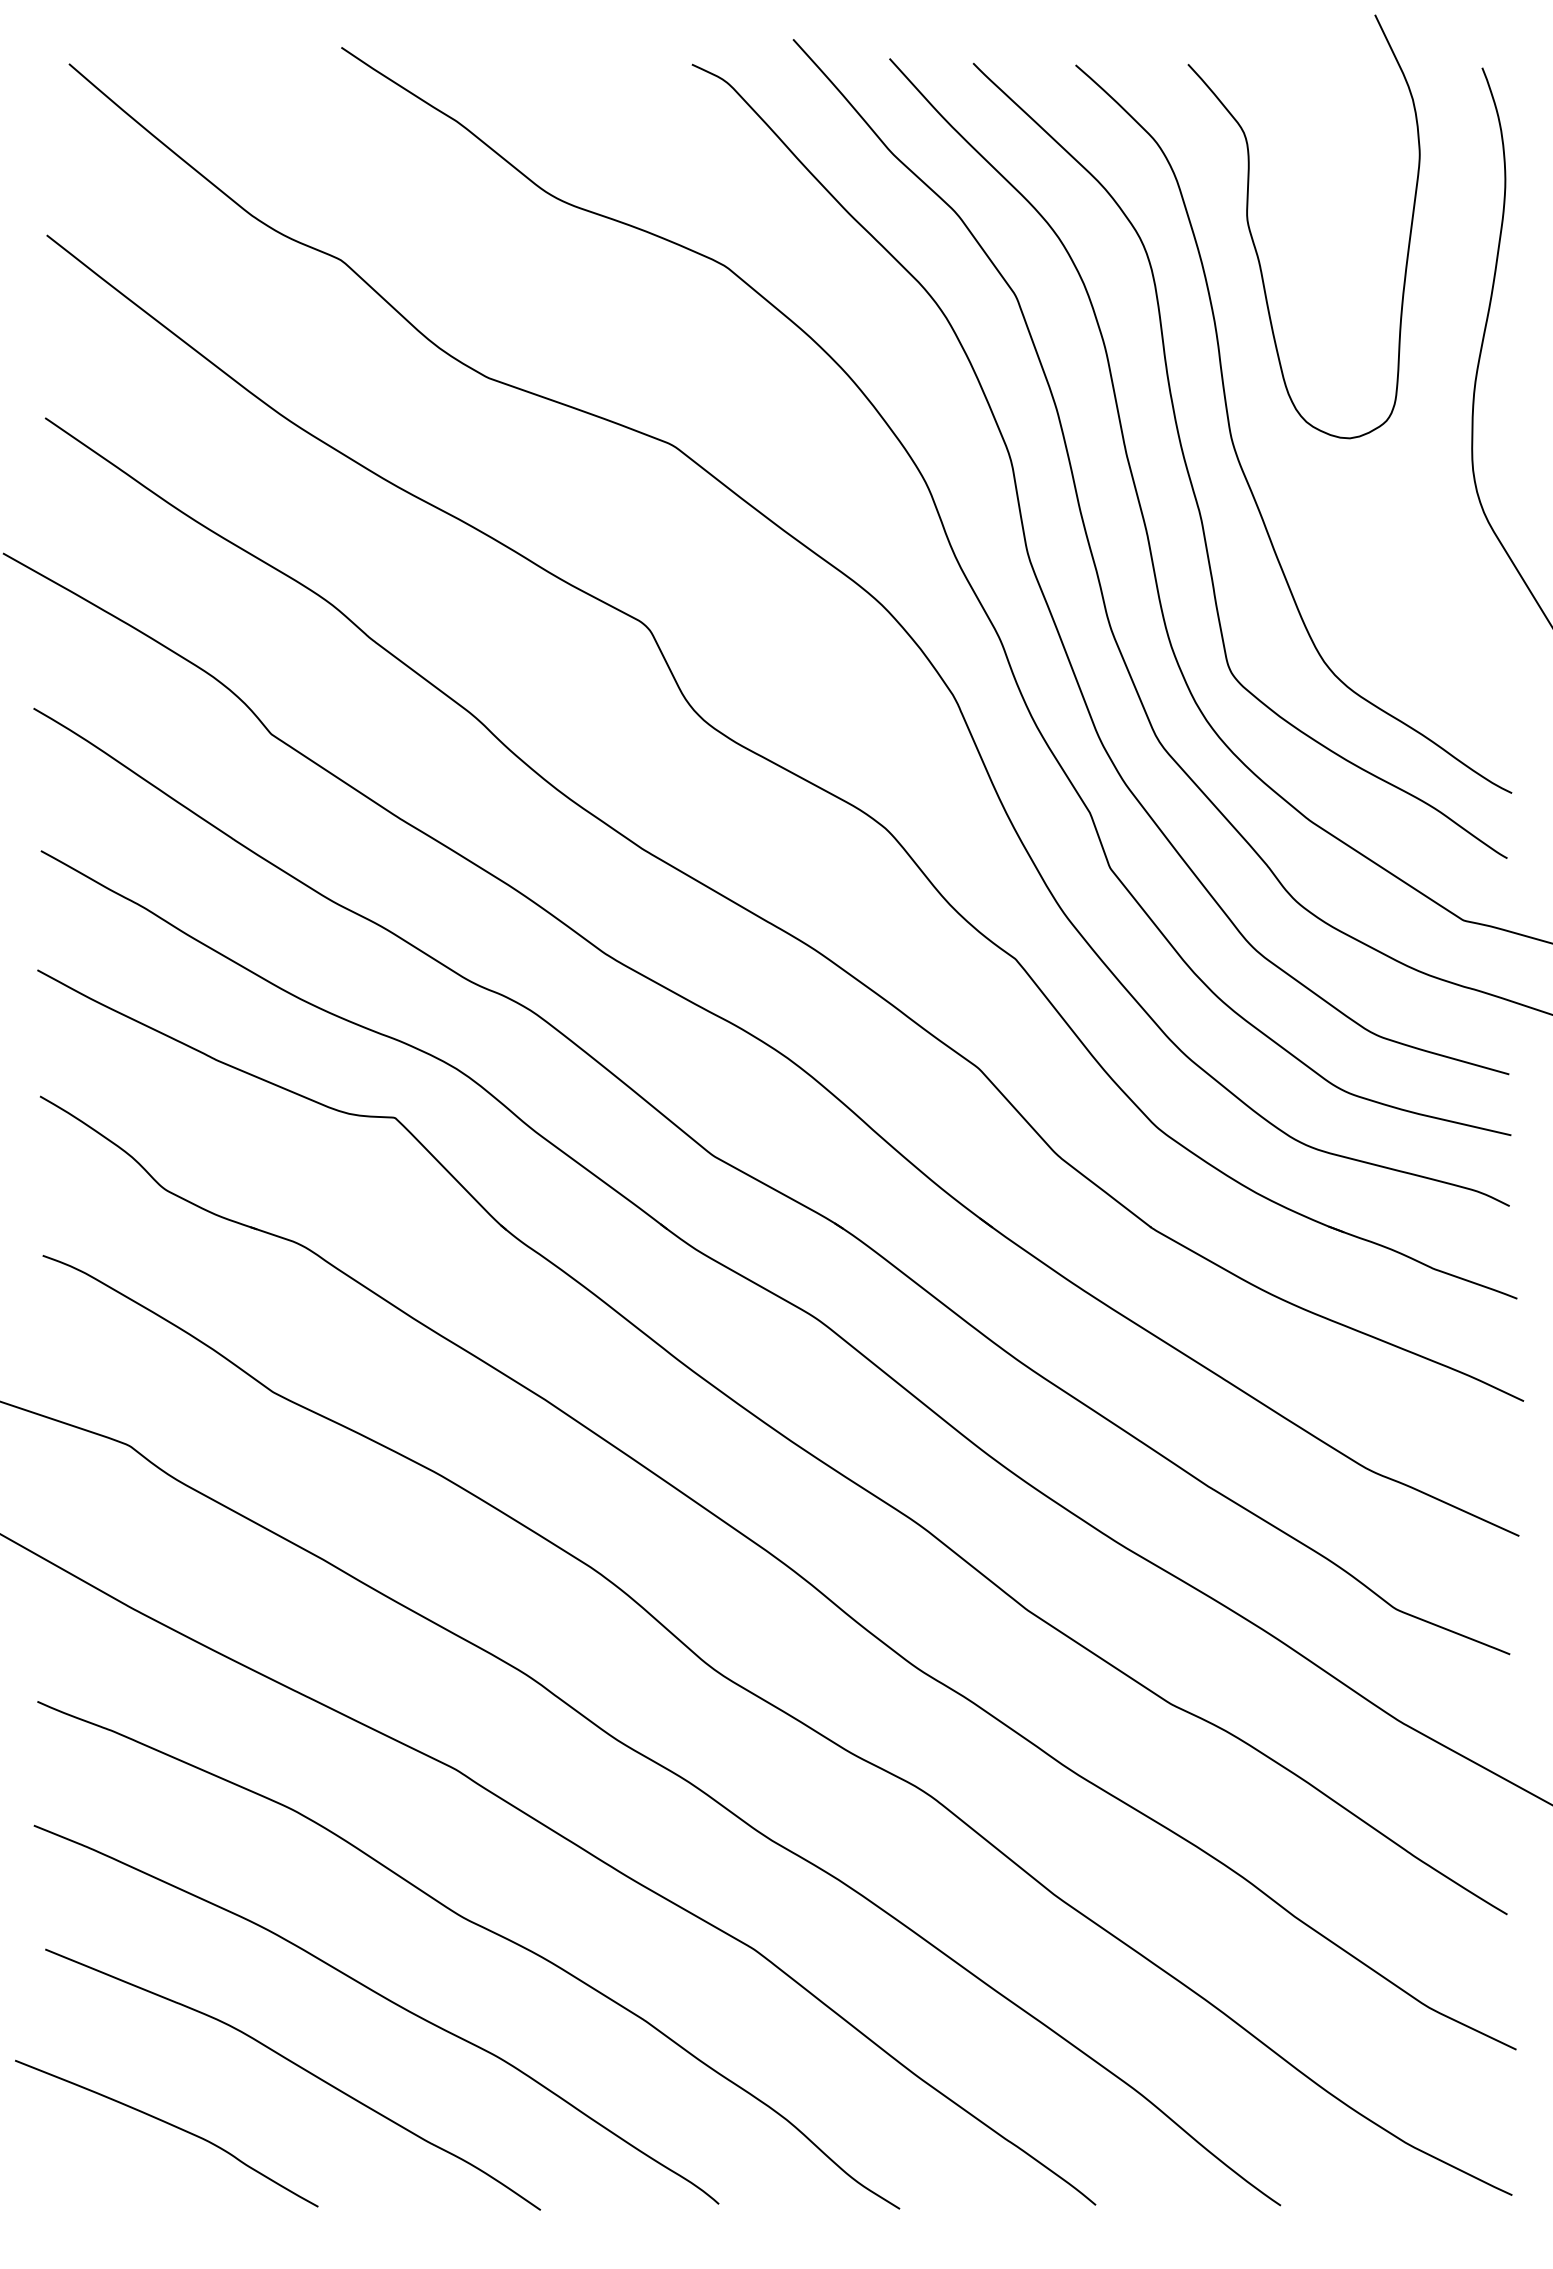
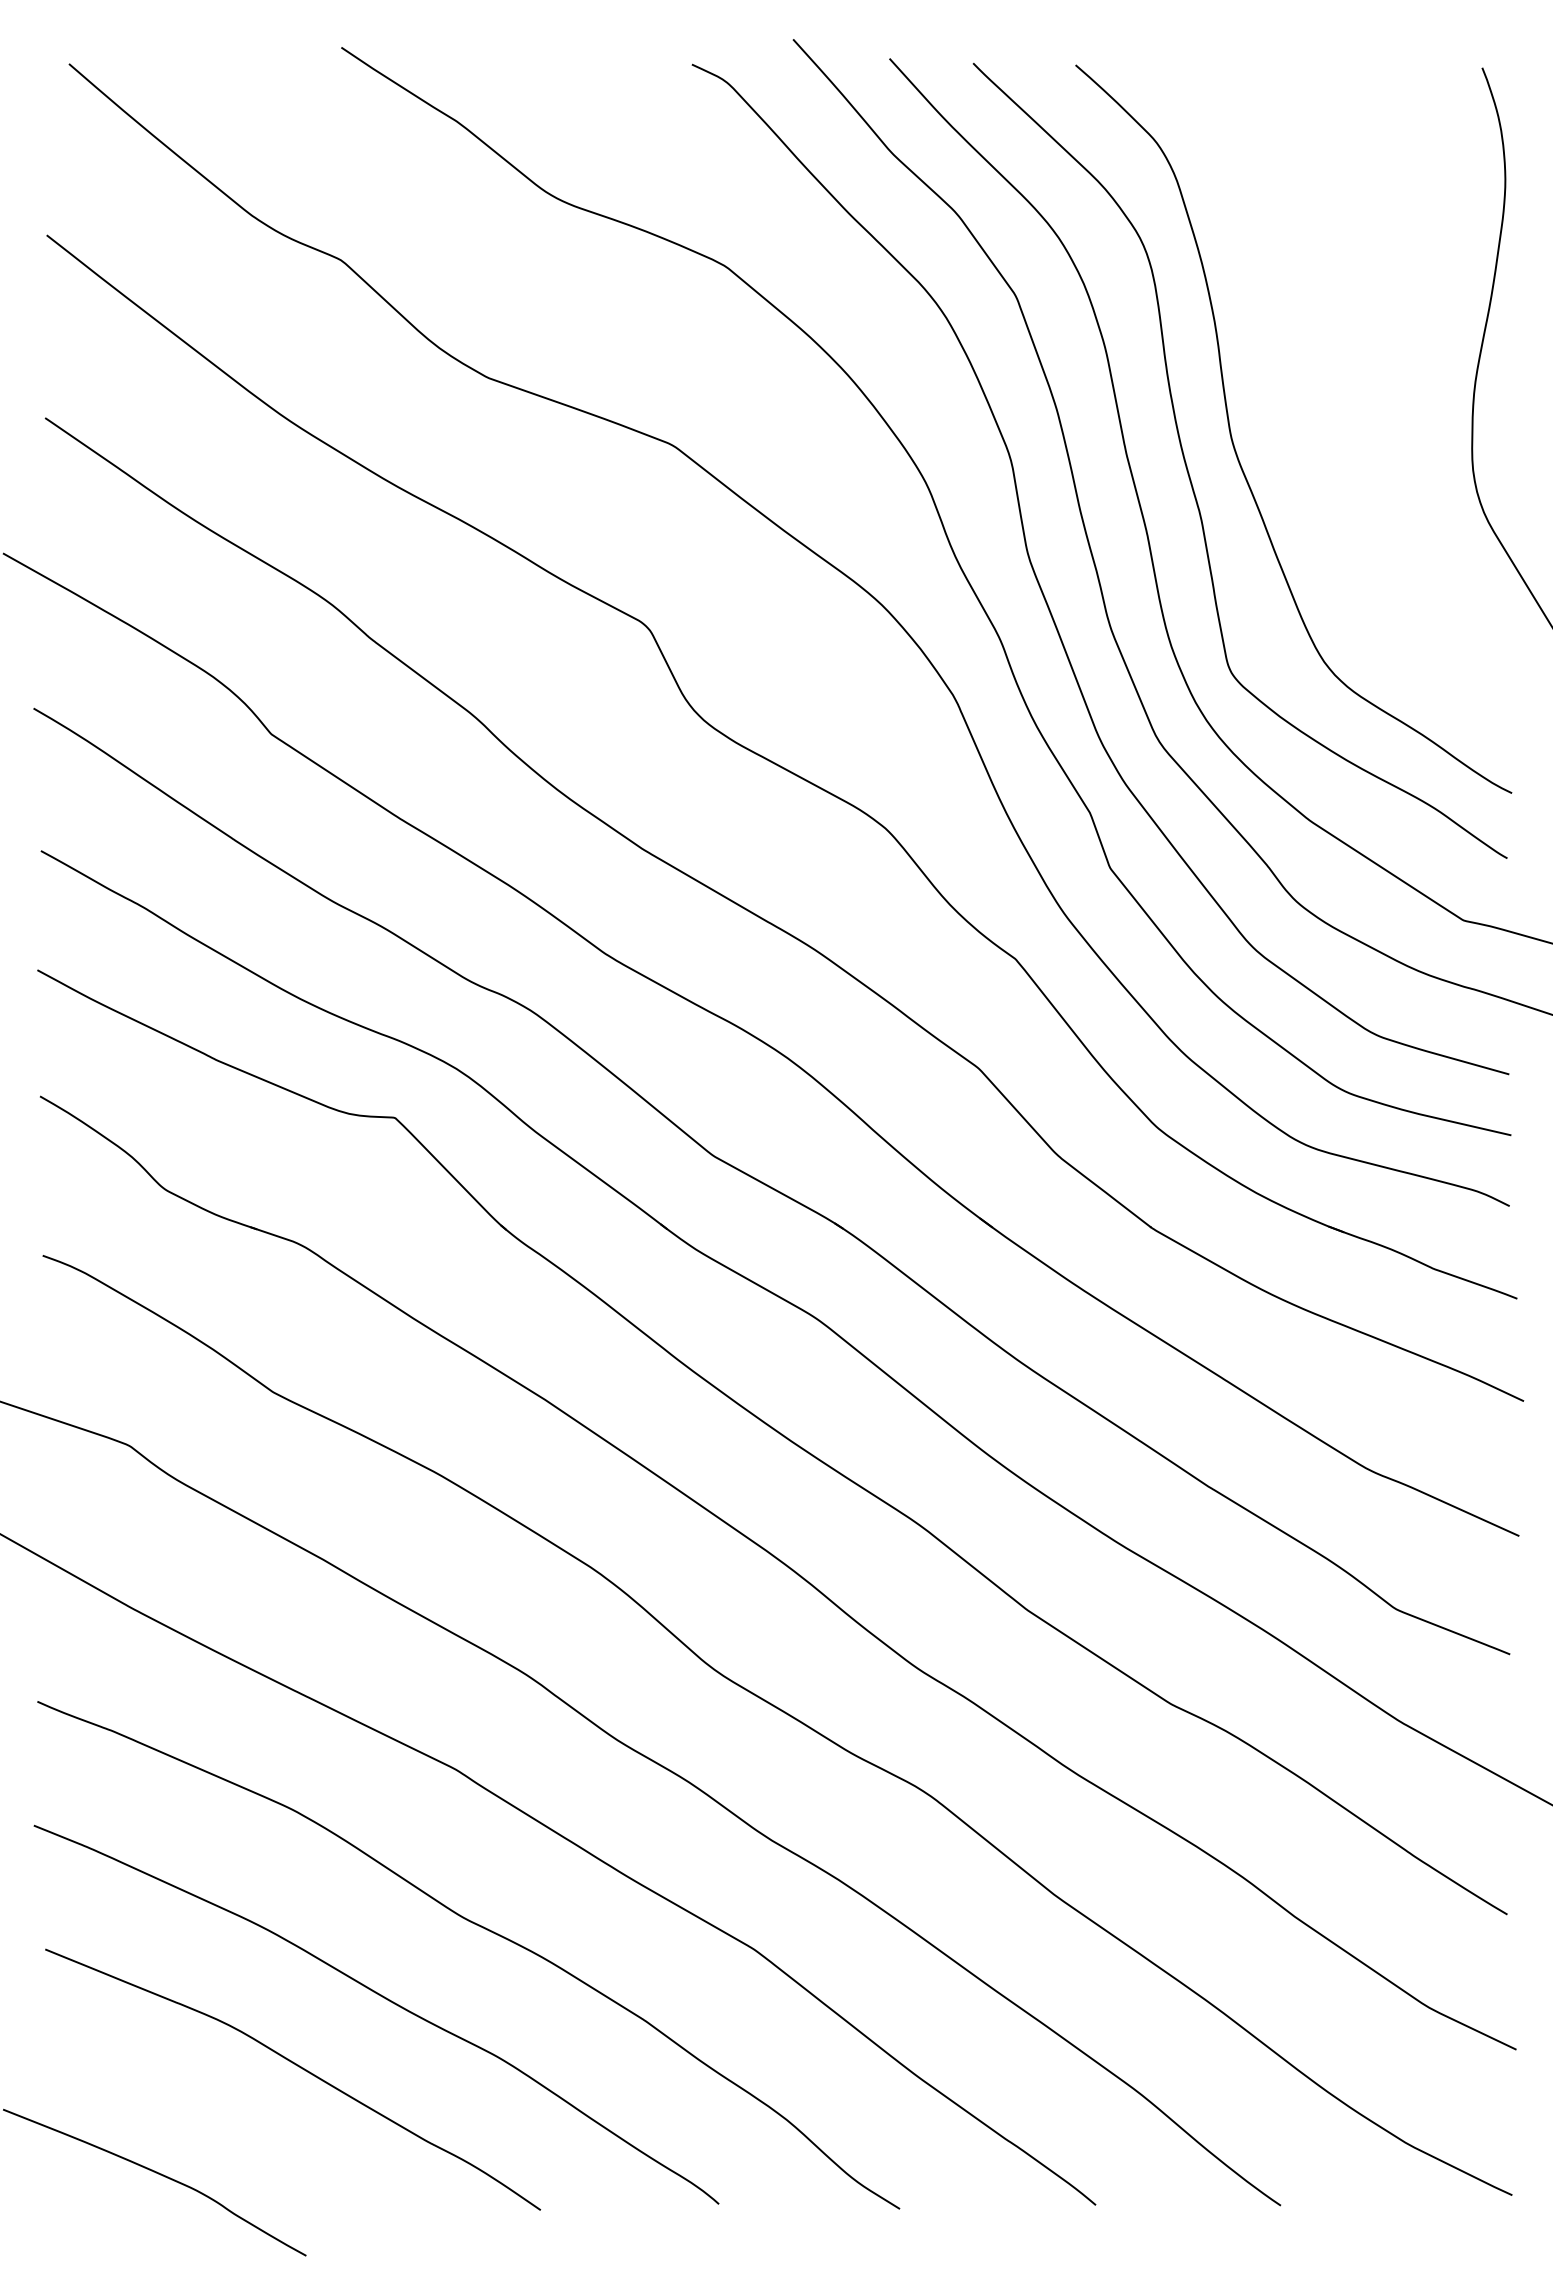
curve: present -> none (1253, 238)
curve position: (170, 2125) -> (158, 2174) (158, 2174)
